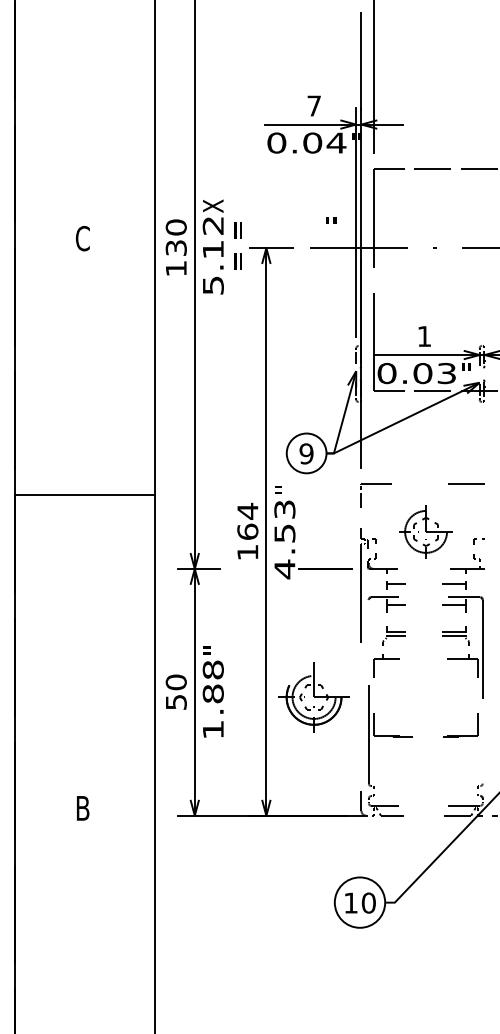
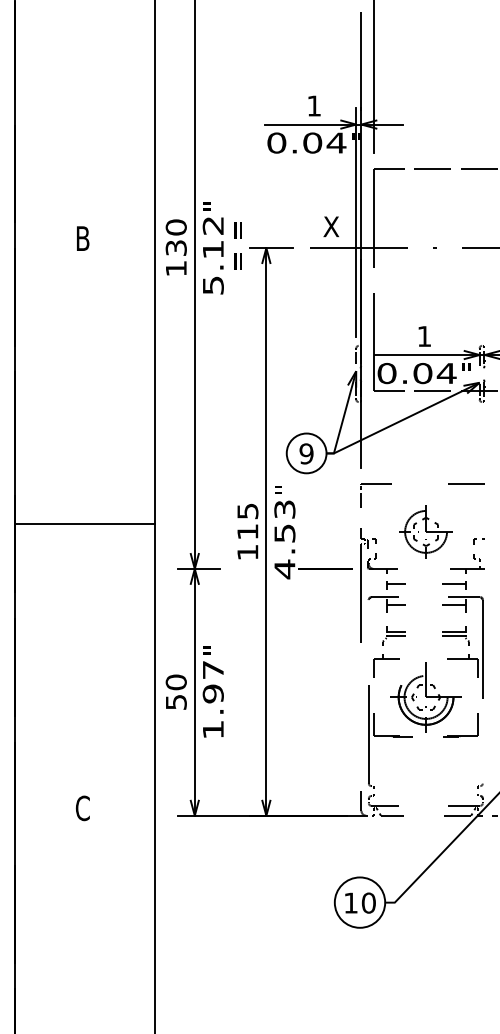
text: 7 -> 1 (313, 105)
text: X -> " (213, 205)
text: " -> X (331, 226)
text: C -> B (82, 238)
text: 0.03 -> 0.04 (446, 373)
line position: (85, 494) -> (85, 523) (85, 523)
text: 164 -> 115 (247, 520)
text: 1.88 -> 1.97 (212, 681)
part position: (313, 697) -> (425, 697) (425, 697)
text: B -> C (82, 808)
